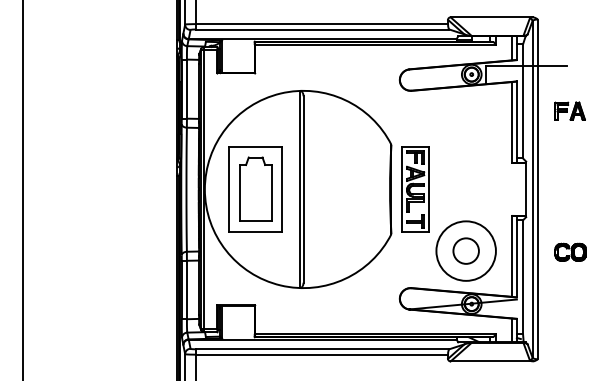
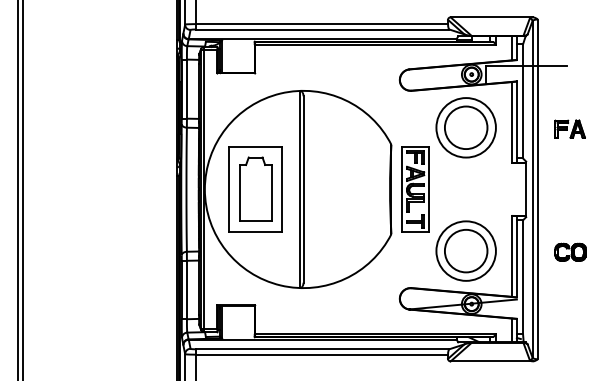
part position: (569, 110) -> (569, 128) (569, 128)
part: none -> present (465, 127)
line: none -> present (18, 189)
circle diameter: 26 px -> 43 px (465, 250)
